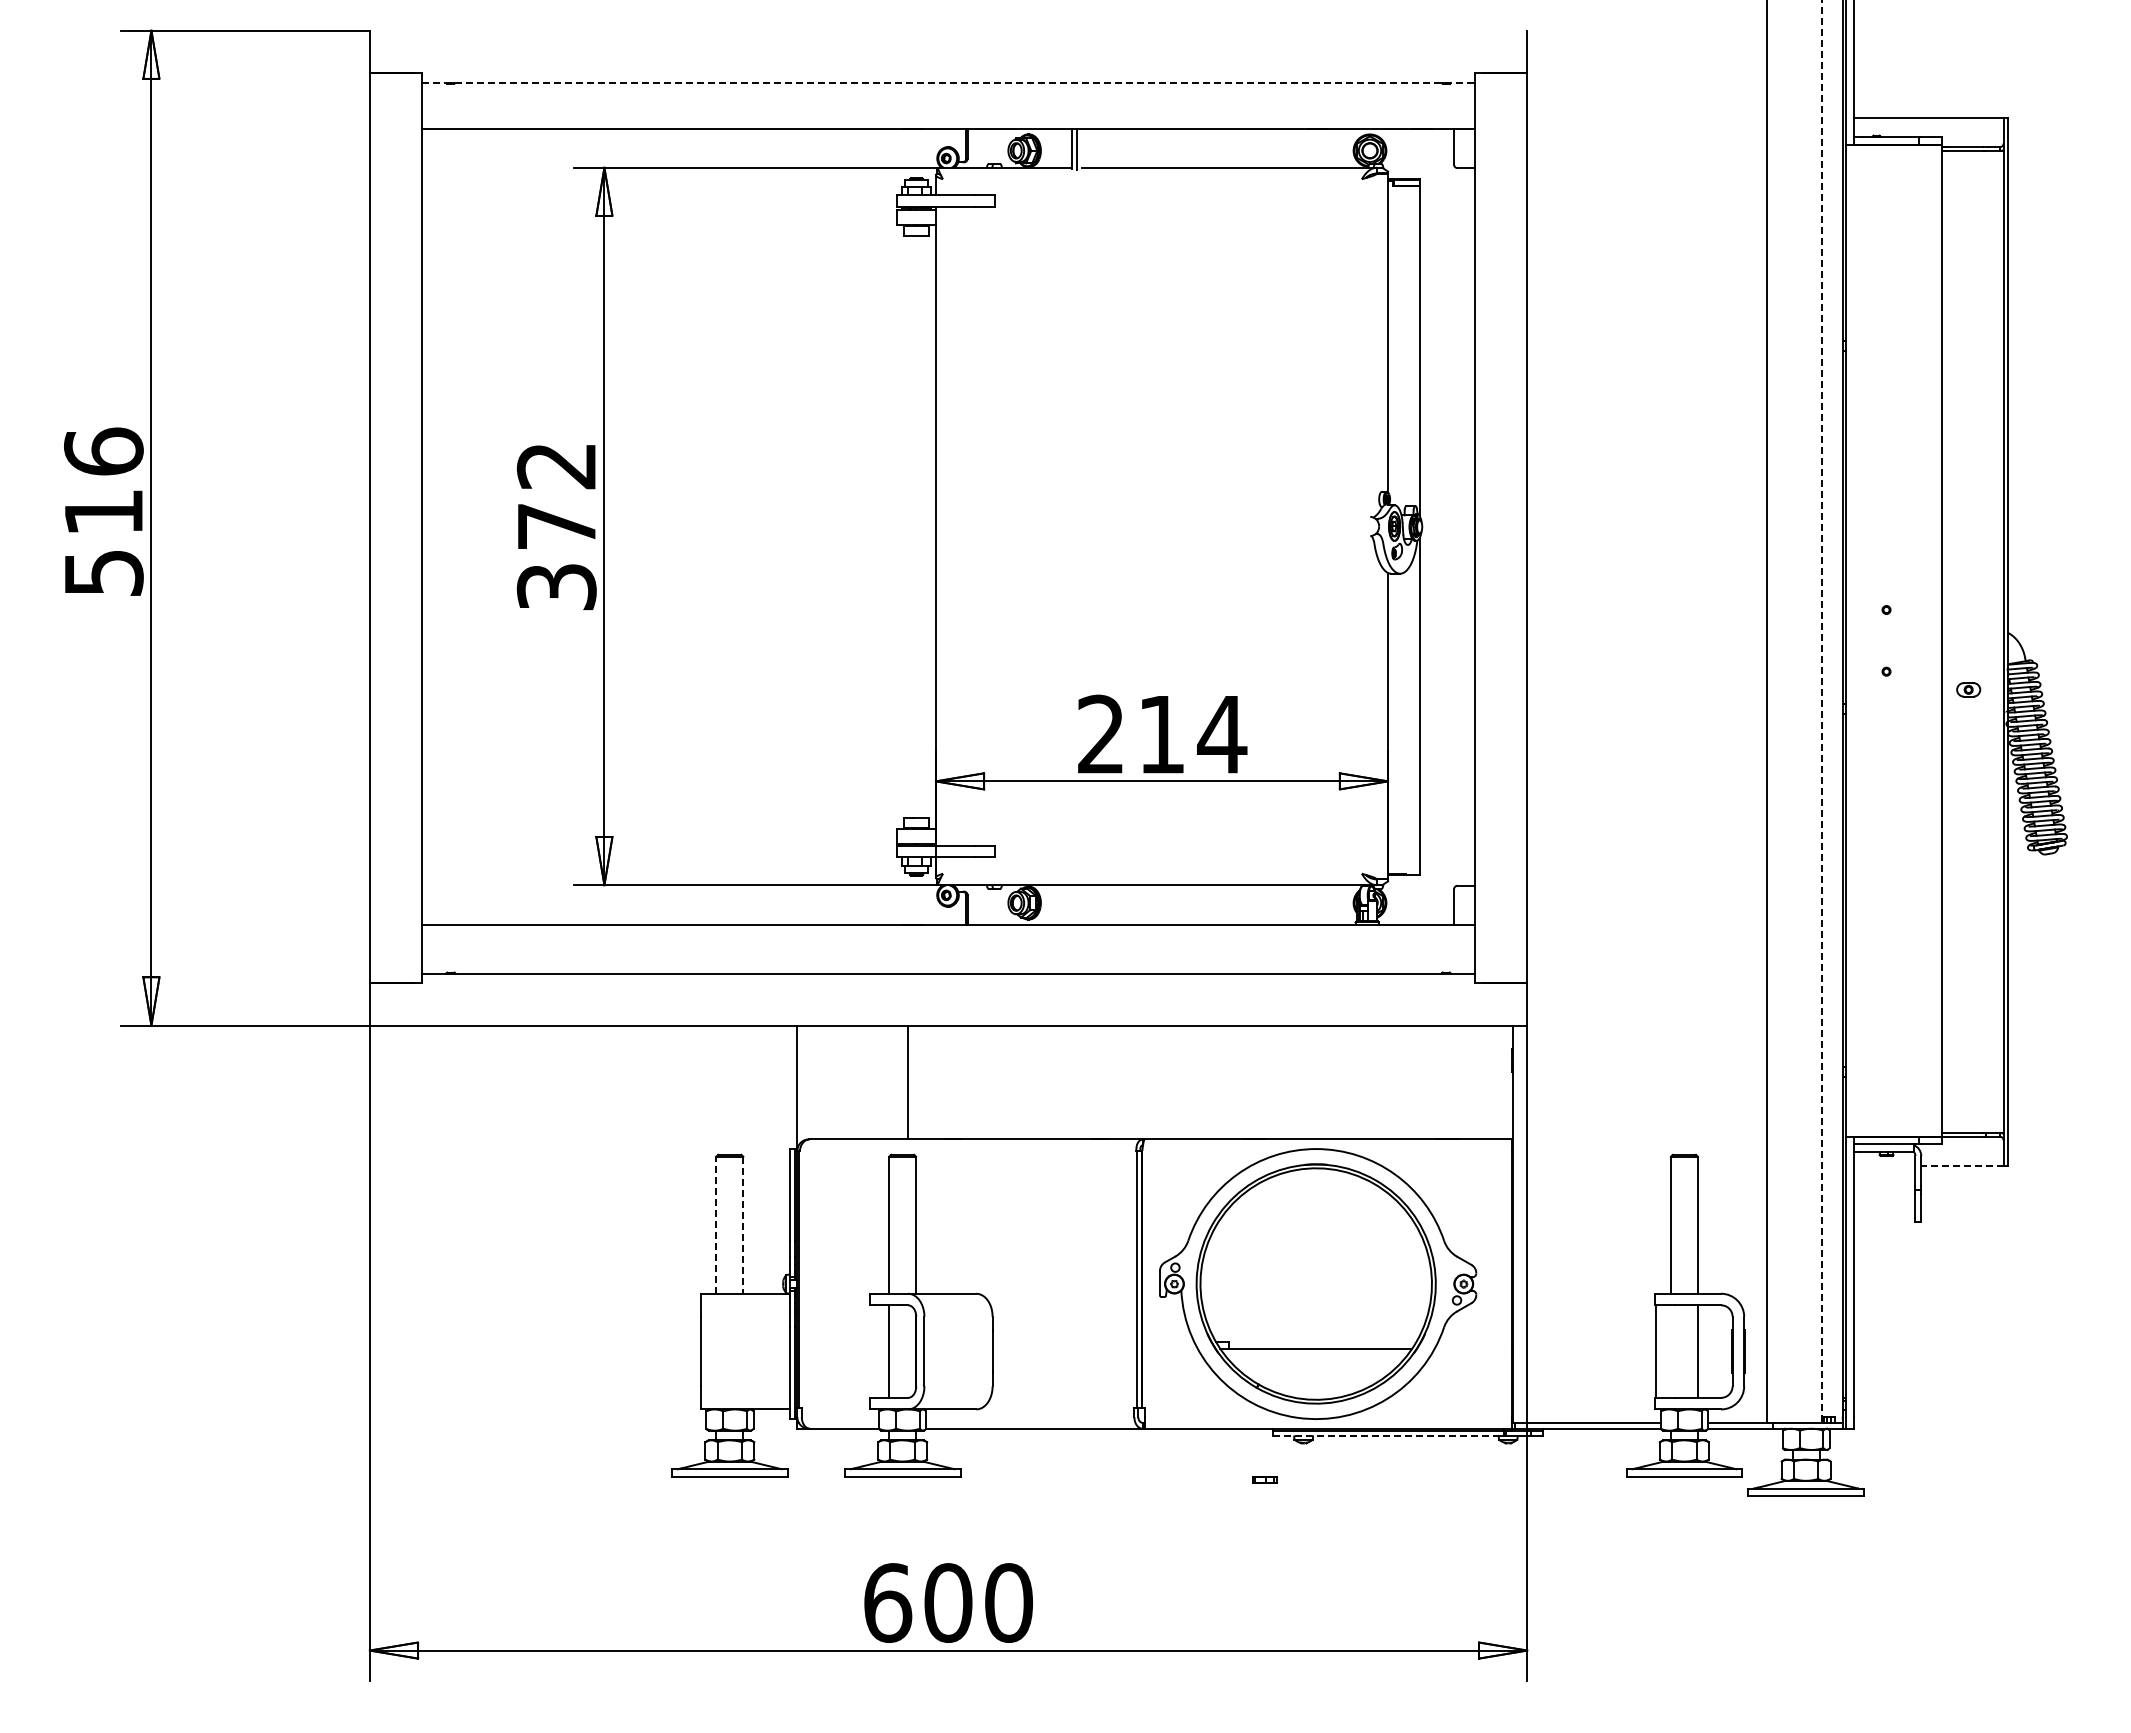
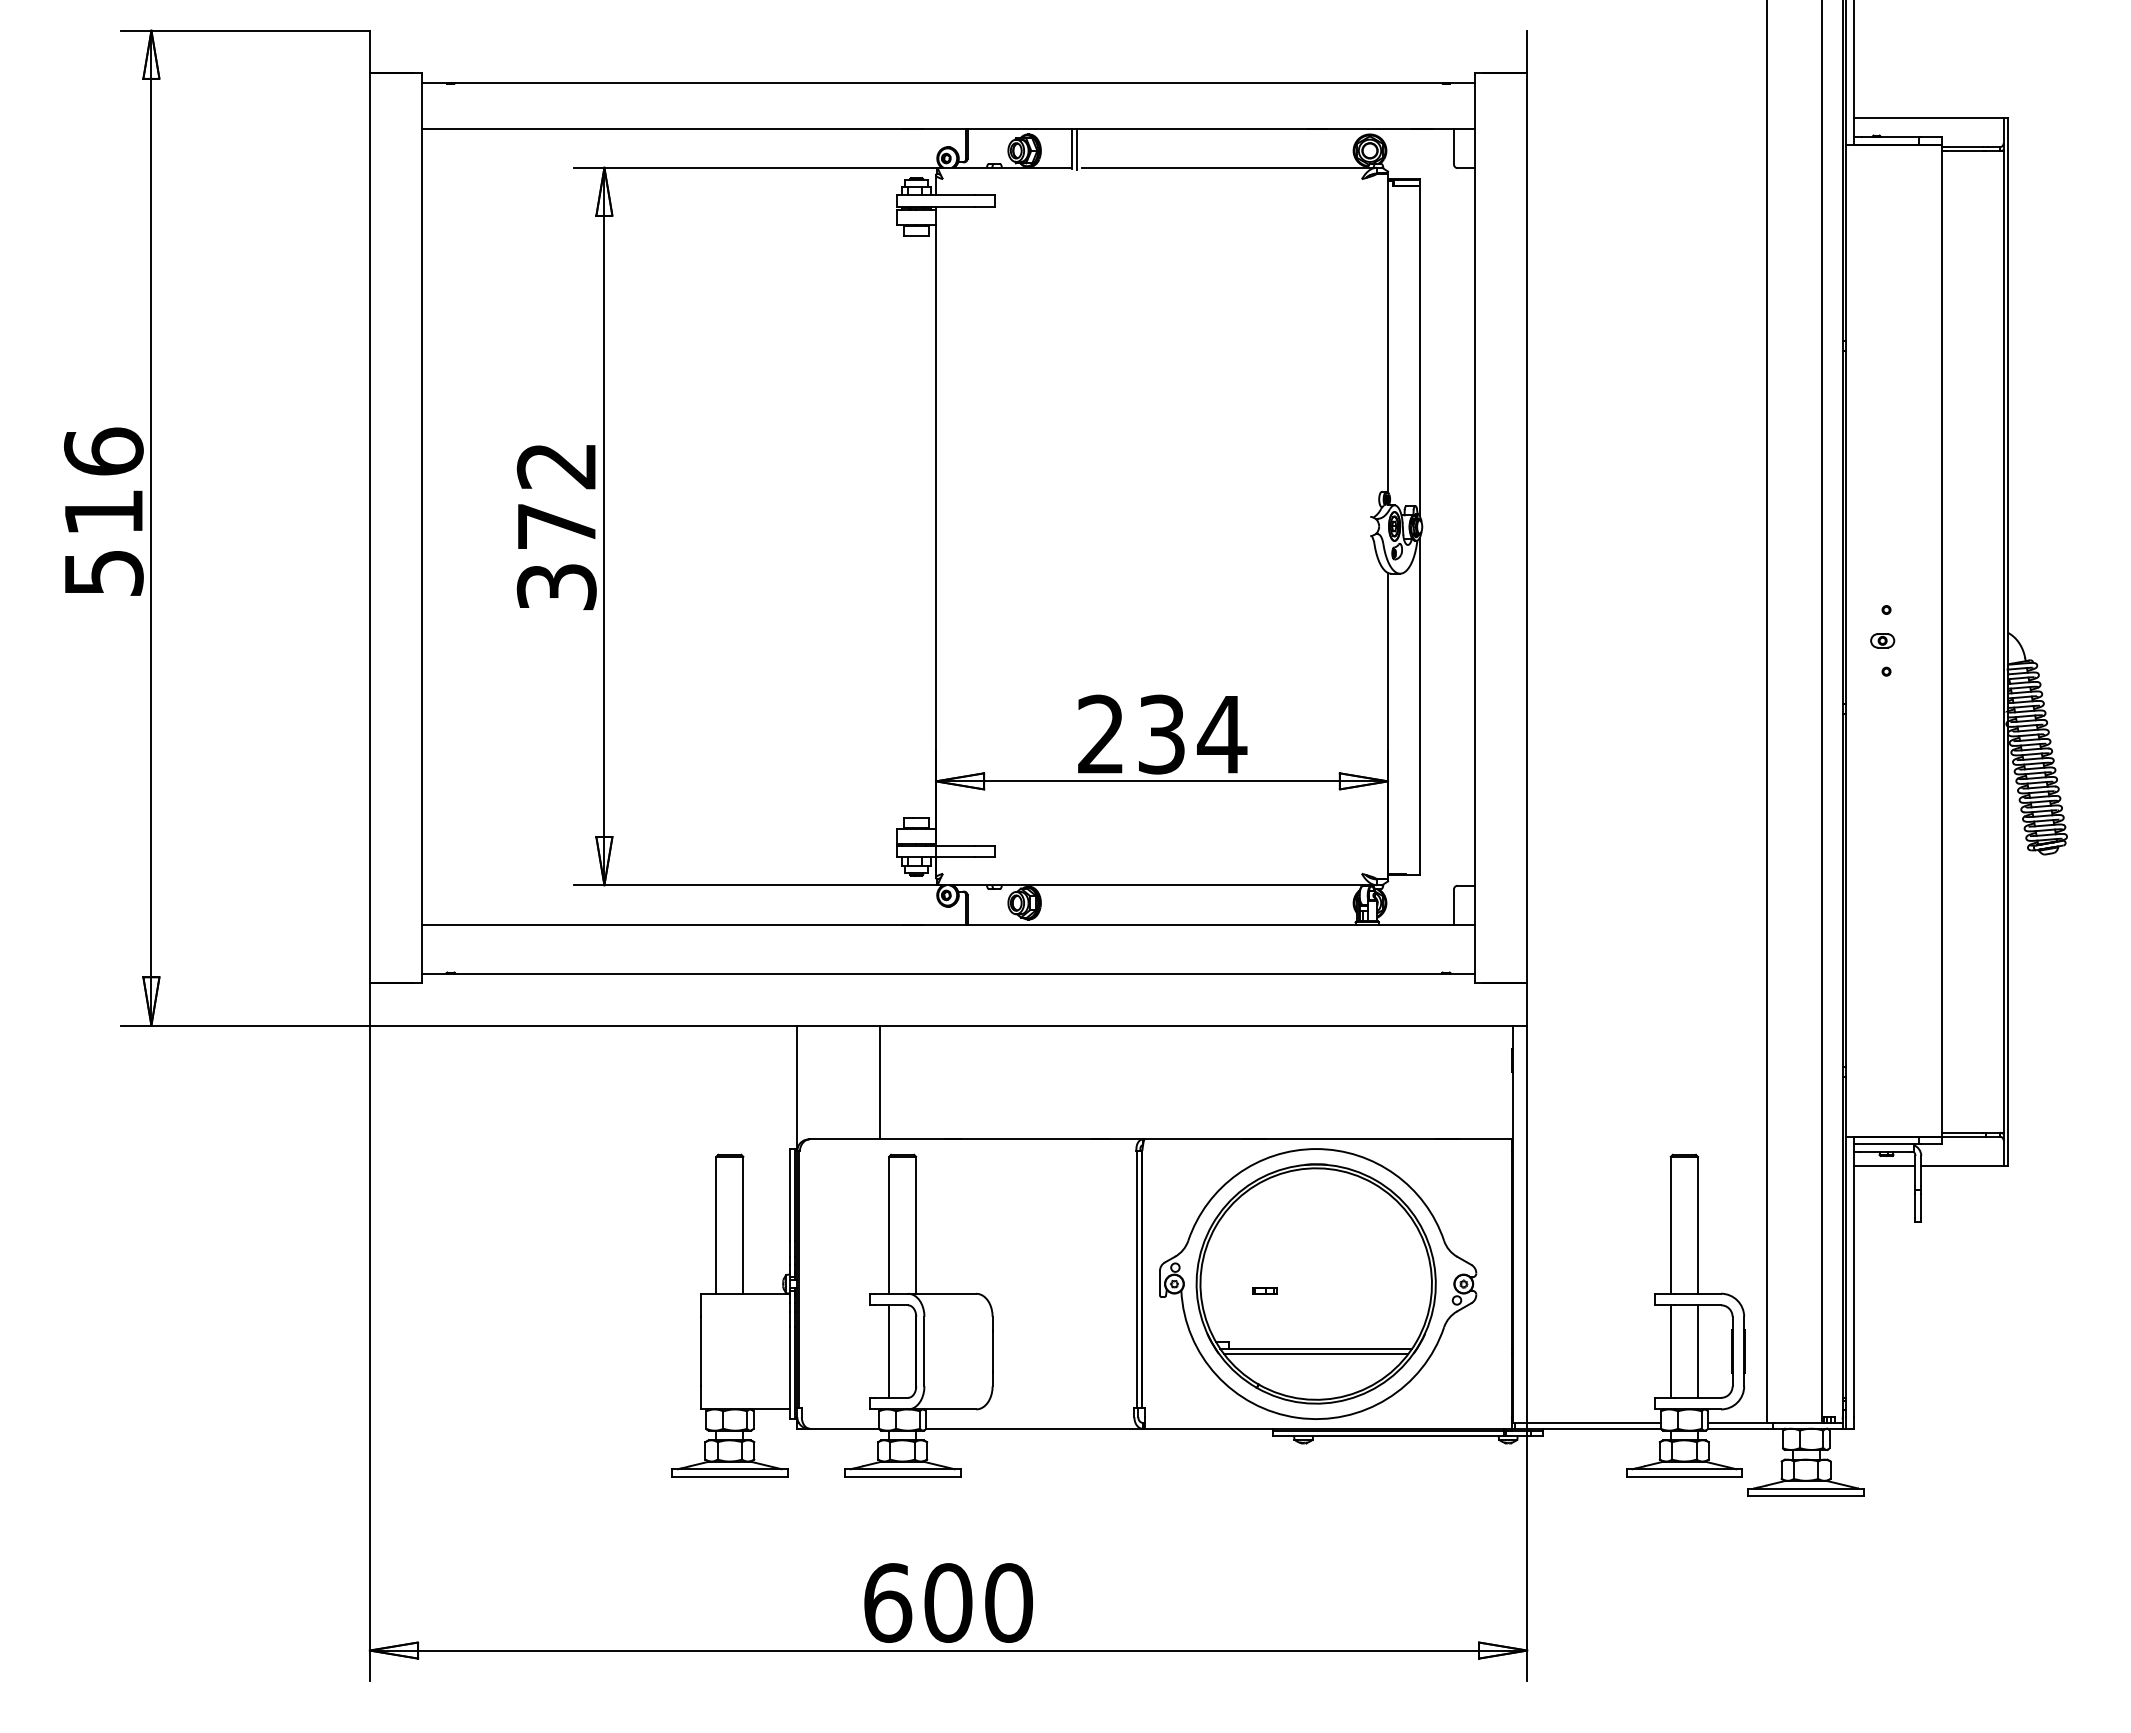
line: dashed -> solid (948, 82)
part position: (1968, 689) -> (1882, 640) (1882, 640)
line: dashed -> solid (1821, 711)
text: 214 -> 234 (1161, 734)
line position: (908, 1082) -> (880, 1082) (880, 1082)
line: none -> present (1884, 1165)
line: dashed -> solid (1961, 1165)
line: dashed -> solid (716, 1224)
line: dashed -> solid (743, 1225)
line position: (1655, 1351) -> (1670, 1351) (1670, 1351)
line: none -> present (1316, 1354)
line: dashed -> solid (1386, 1436)
part position: (1264, 1479) -> (1264, 1290) (1264, 1290)
